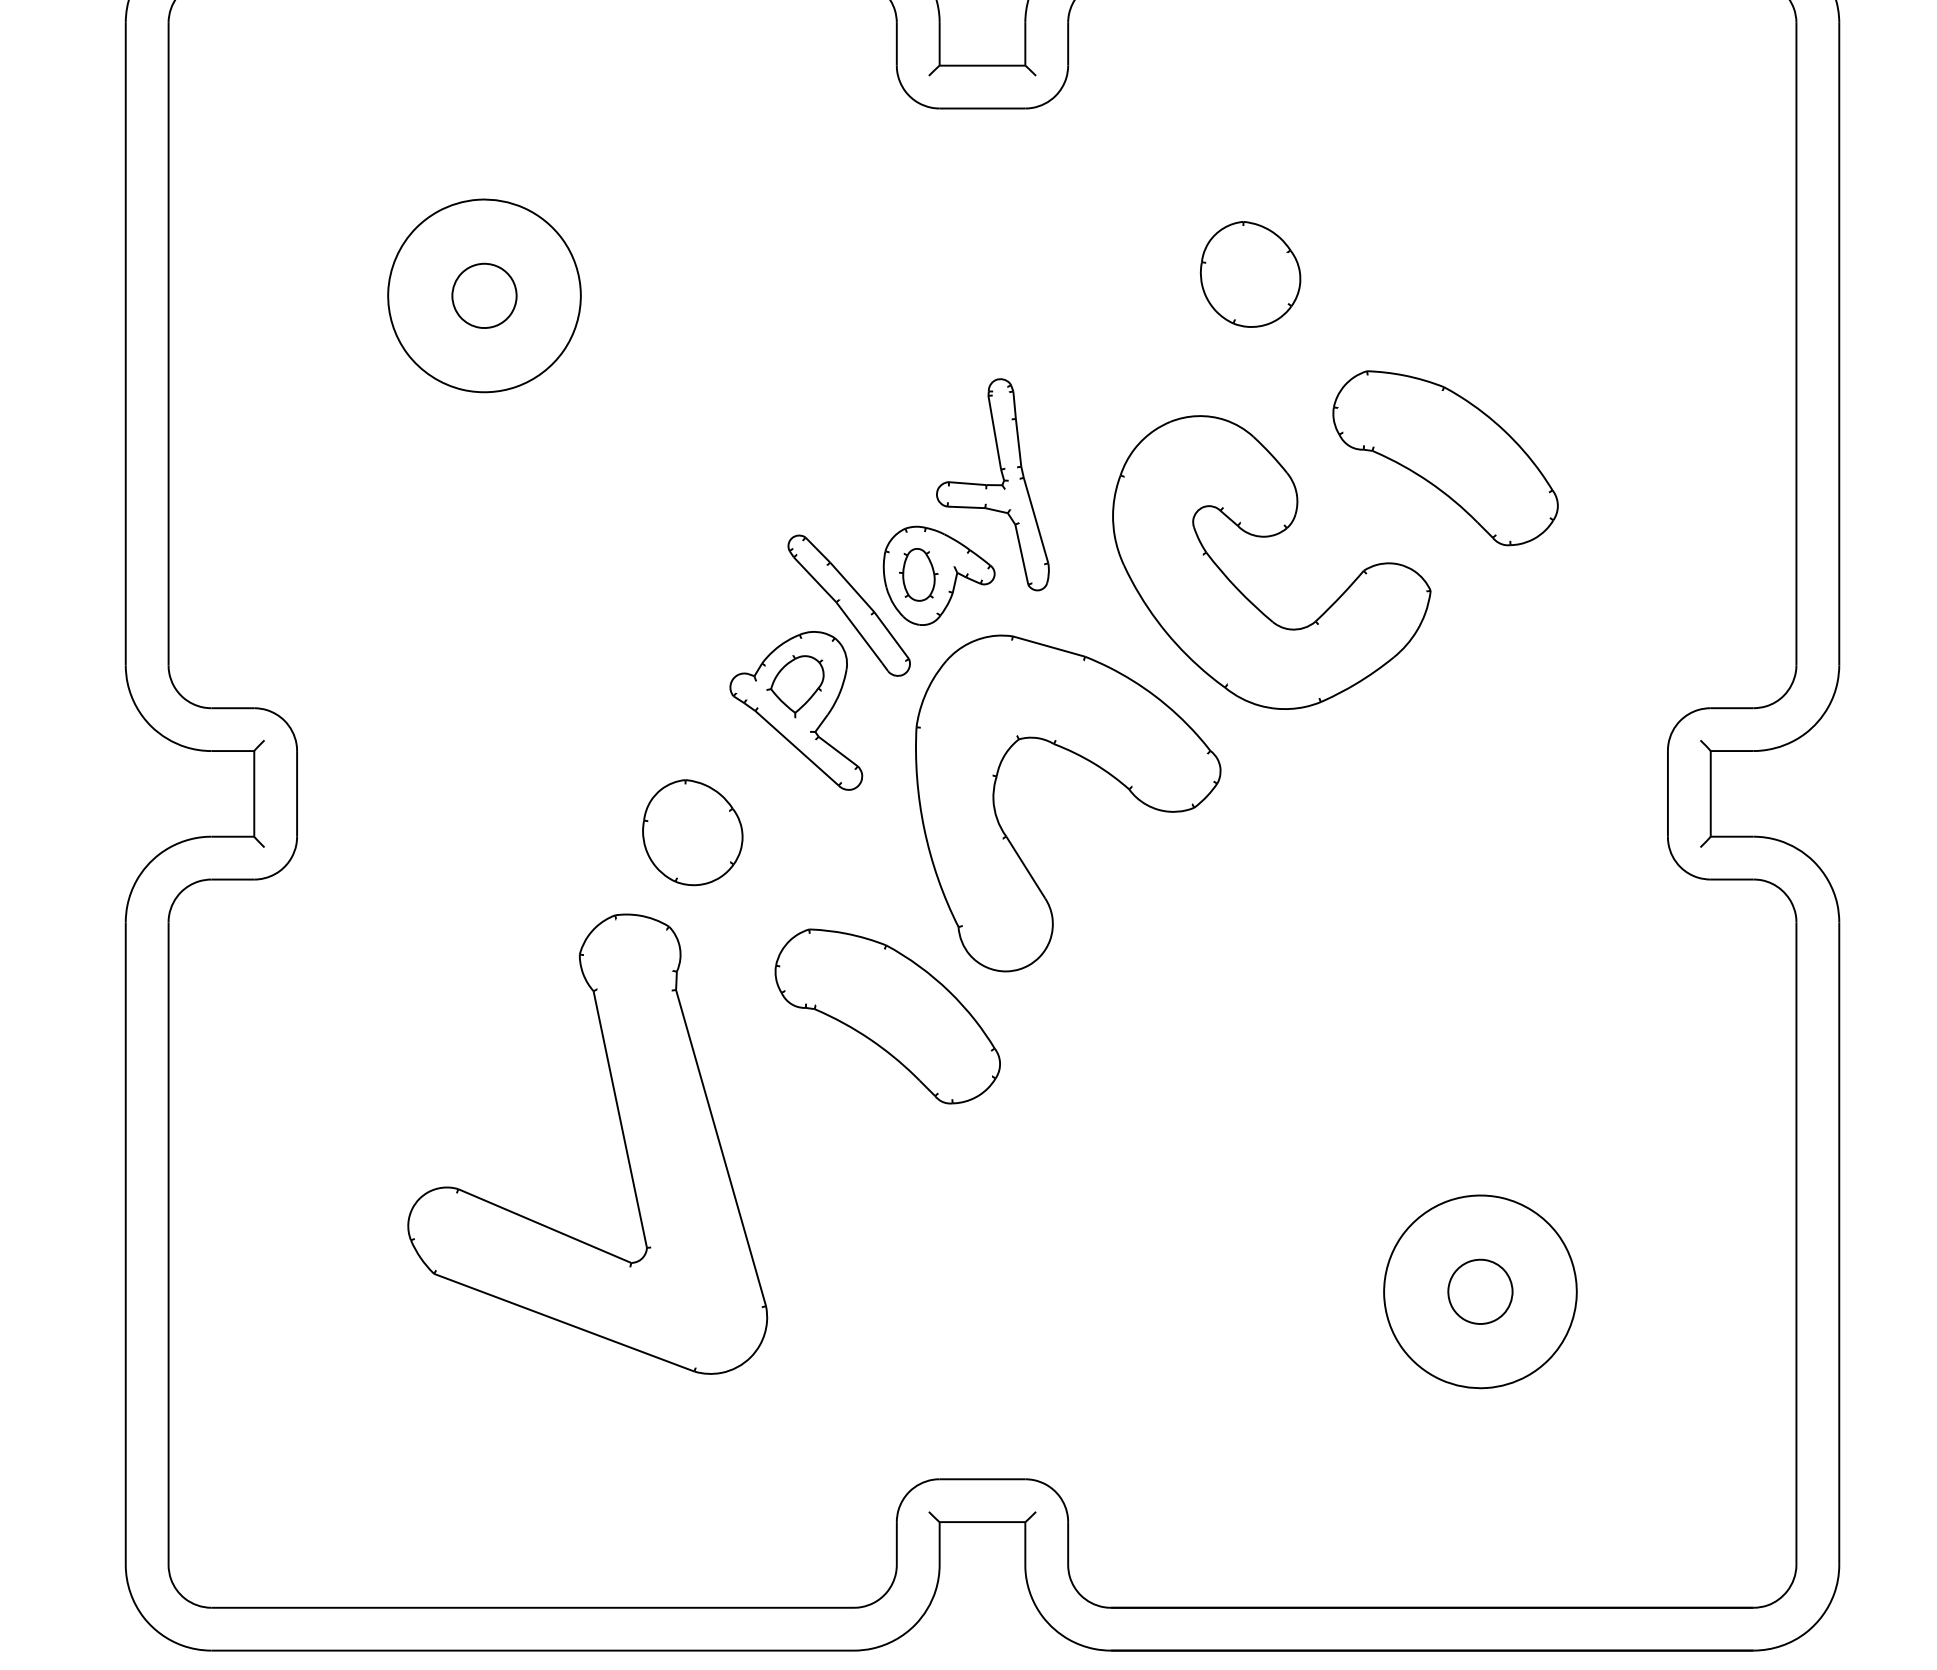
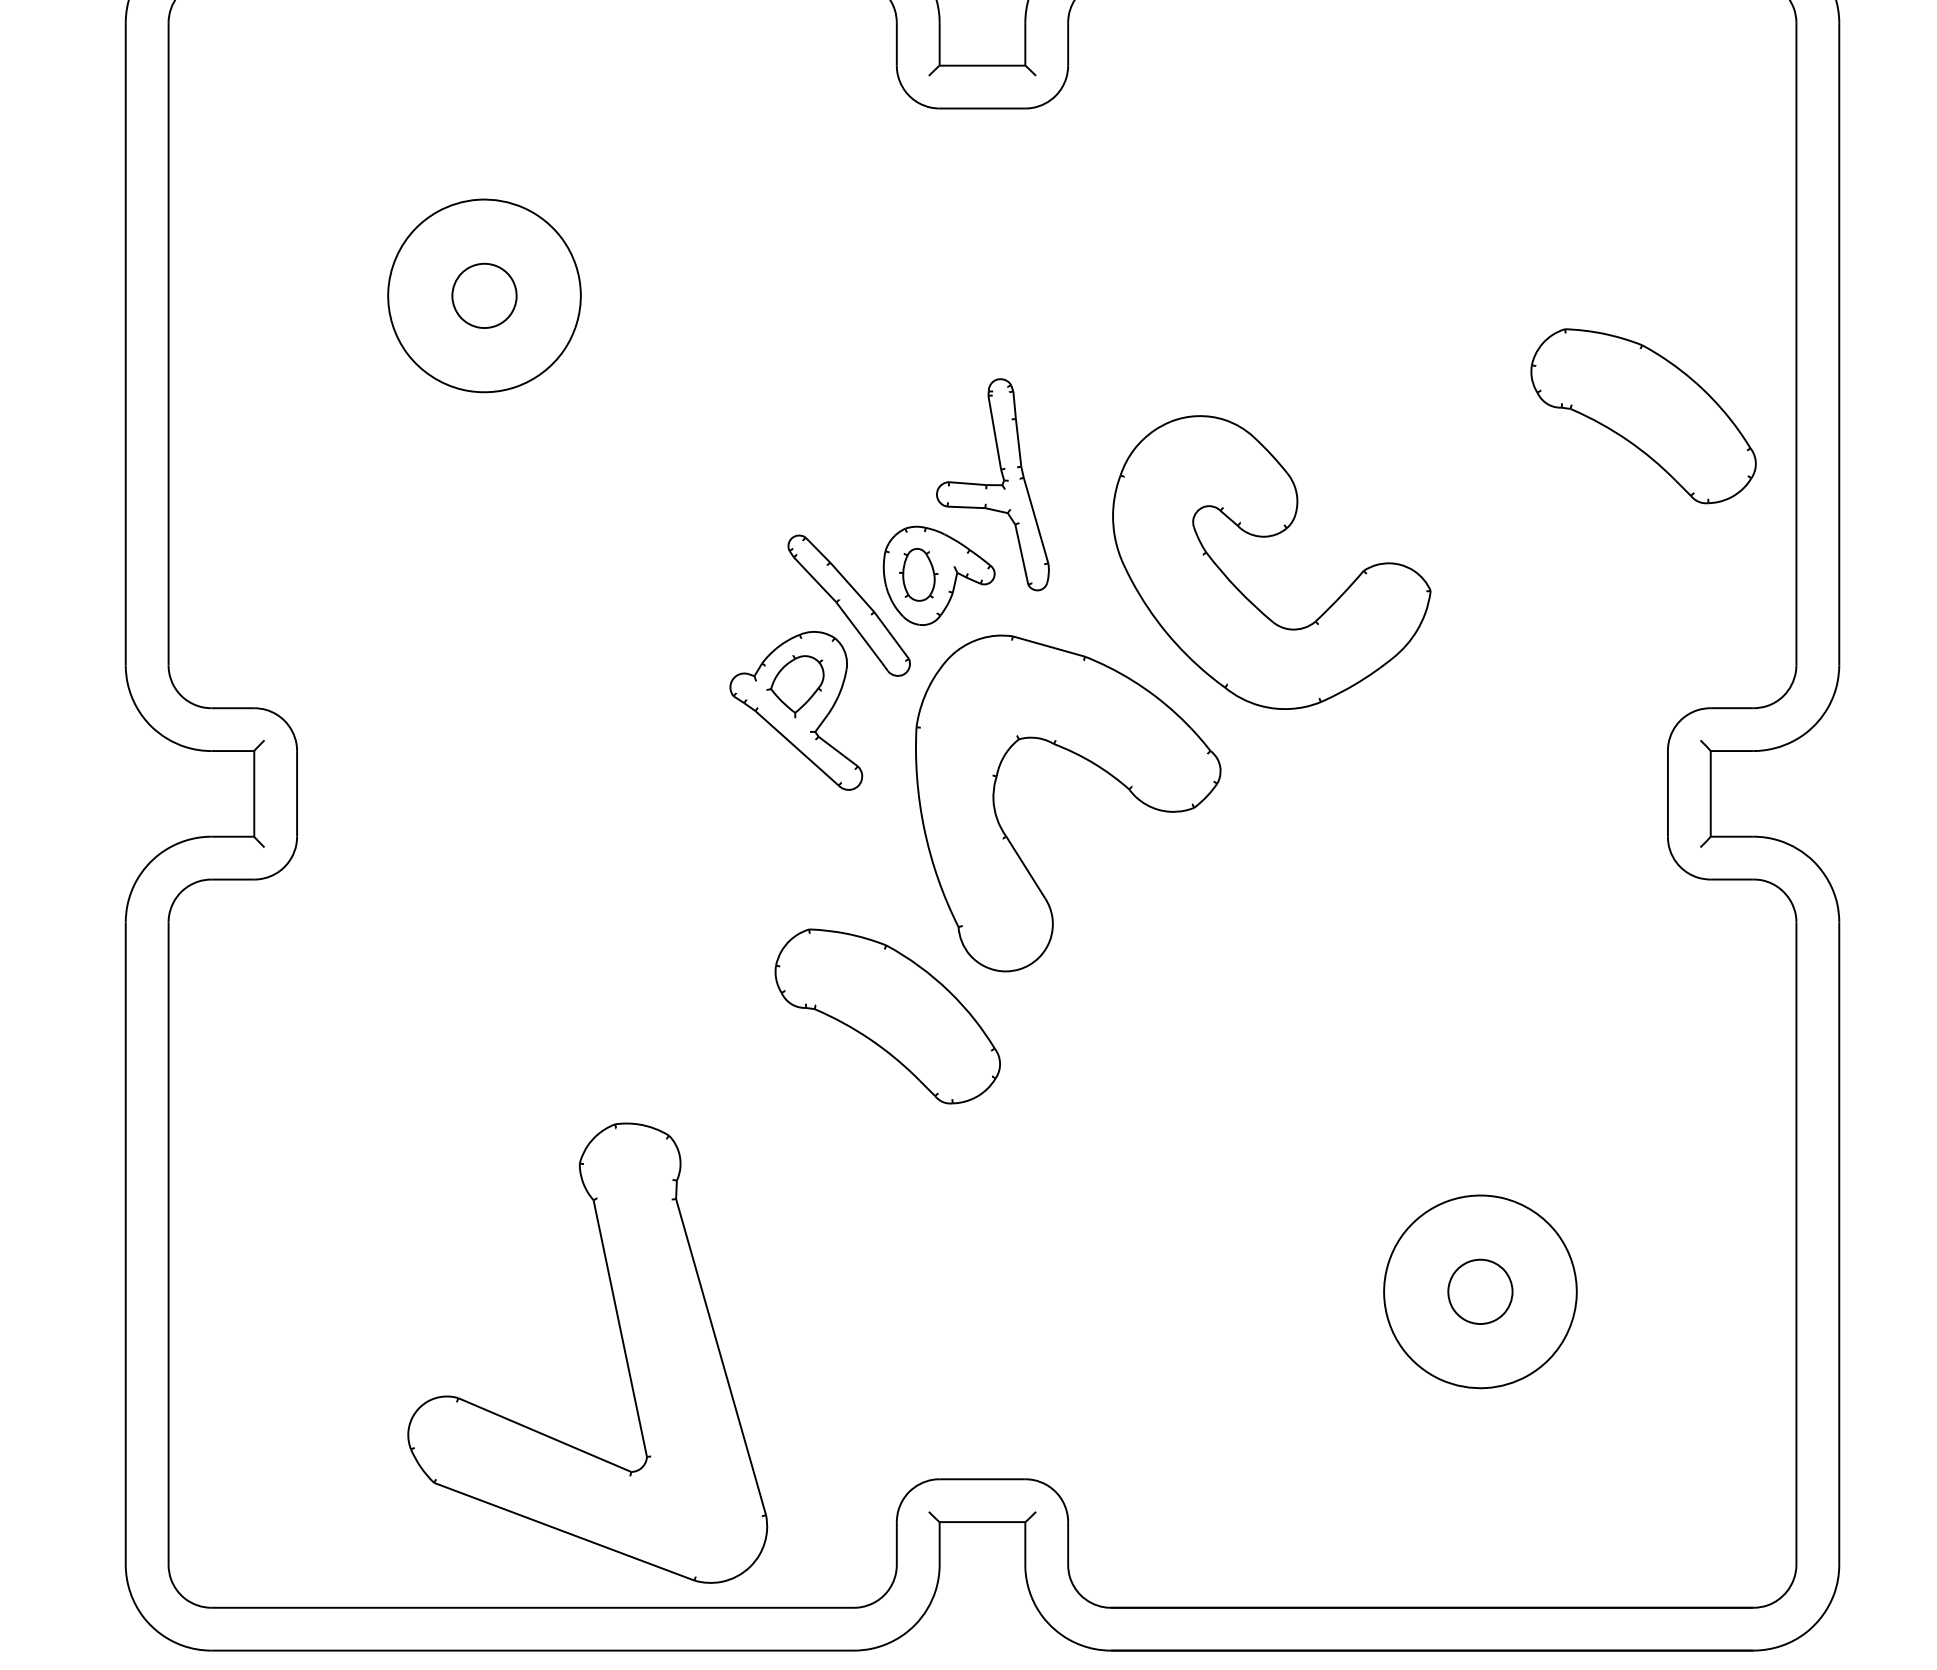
part: present -> none (1250, 274)
part position: (1445, 458) -> (1643, 416) (1643, 416)
part: present -> none (692, 832)
part position: (622, 1136) -> (622, 1345) (622, 1345)
